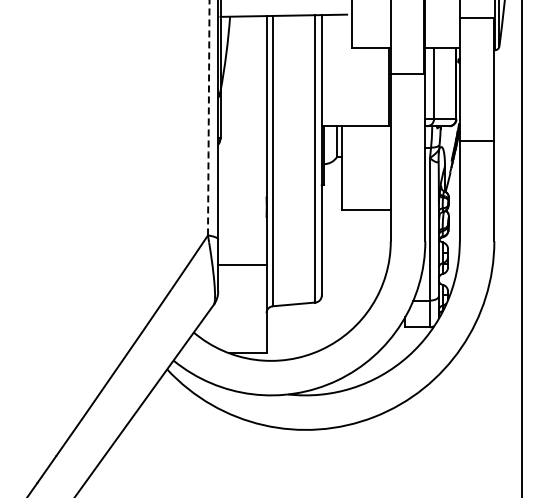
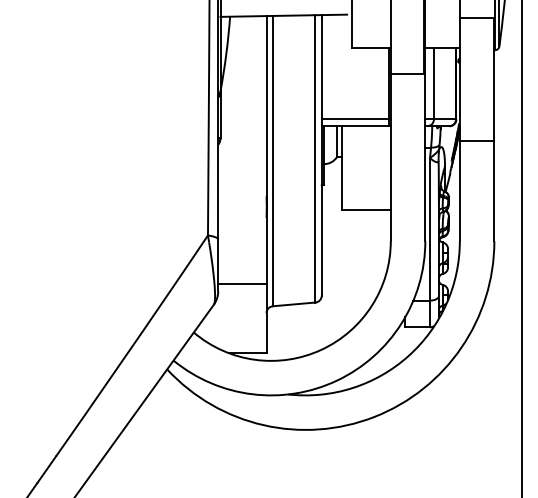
arc: dashed -> solid (208, 117)
line: none -> present (355, 119)
line position: (242, 264) -> (242, 283) (242, 283)
